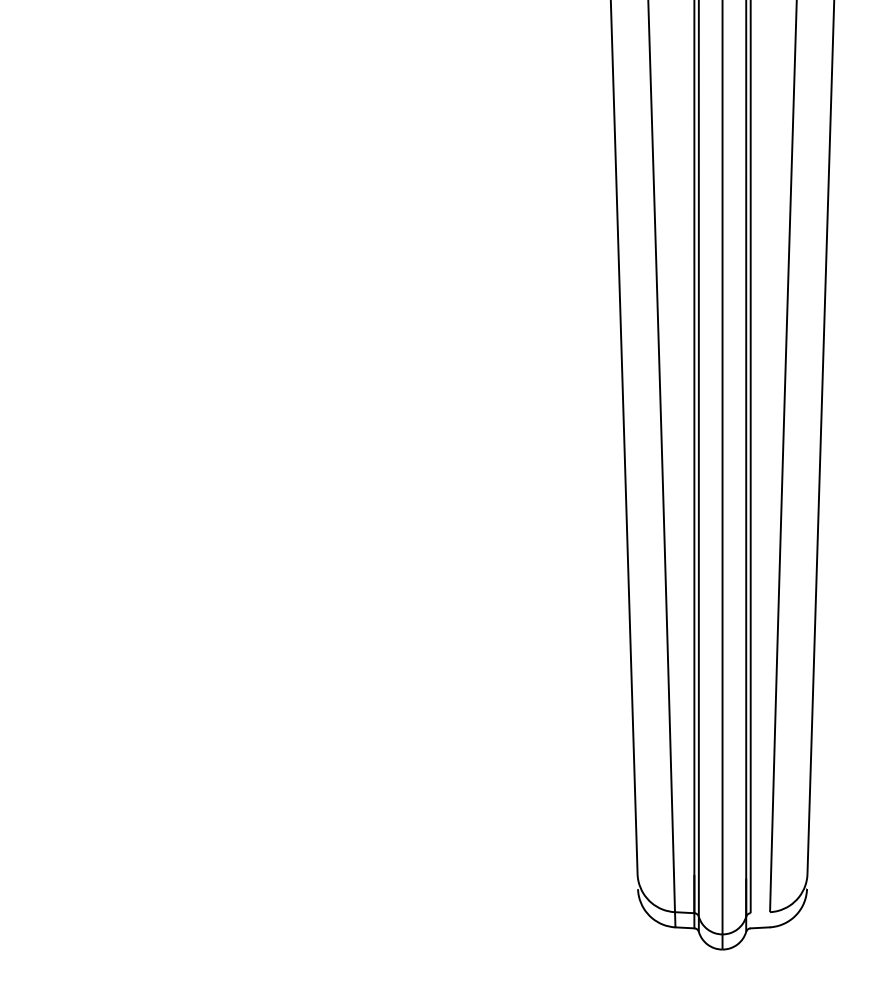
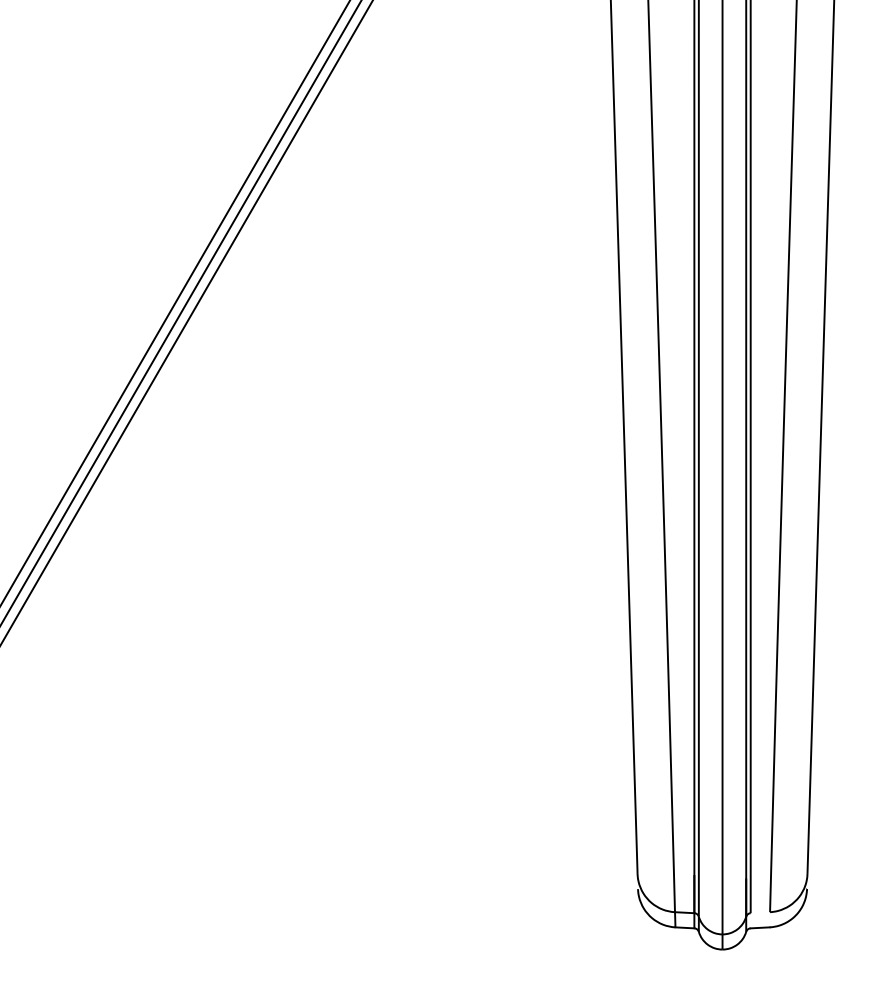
line: none -> present (175, 302)
line: none -> present (181, 312)
line: none -> present (186, 322)
